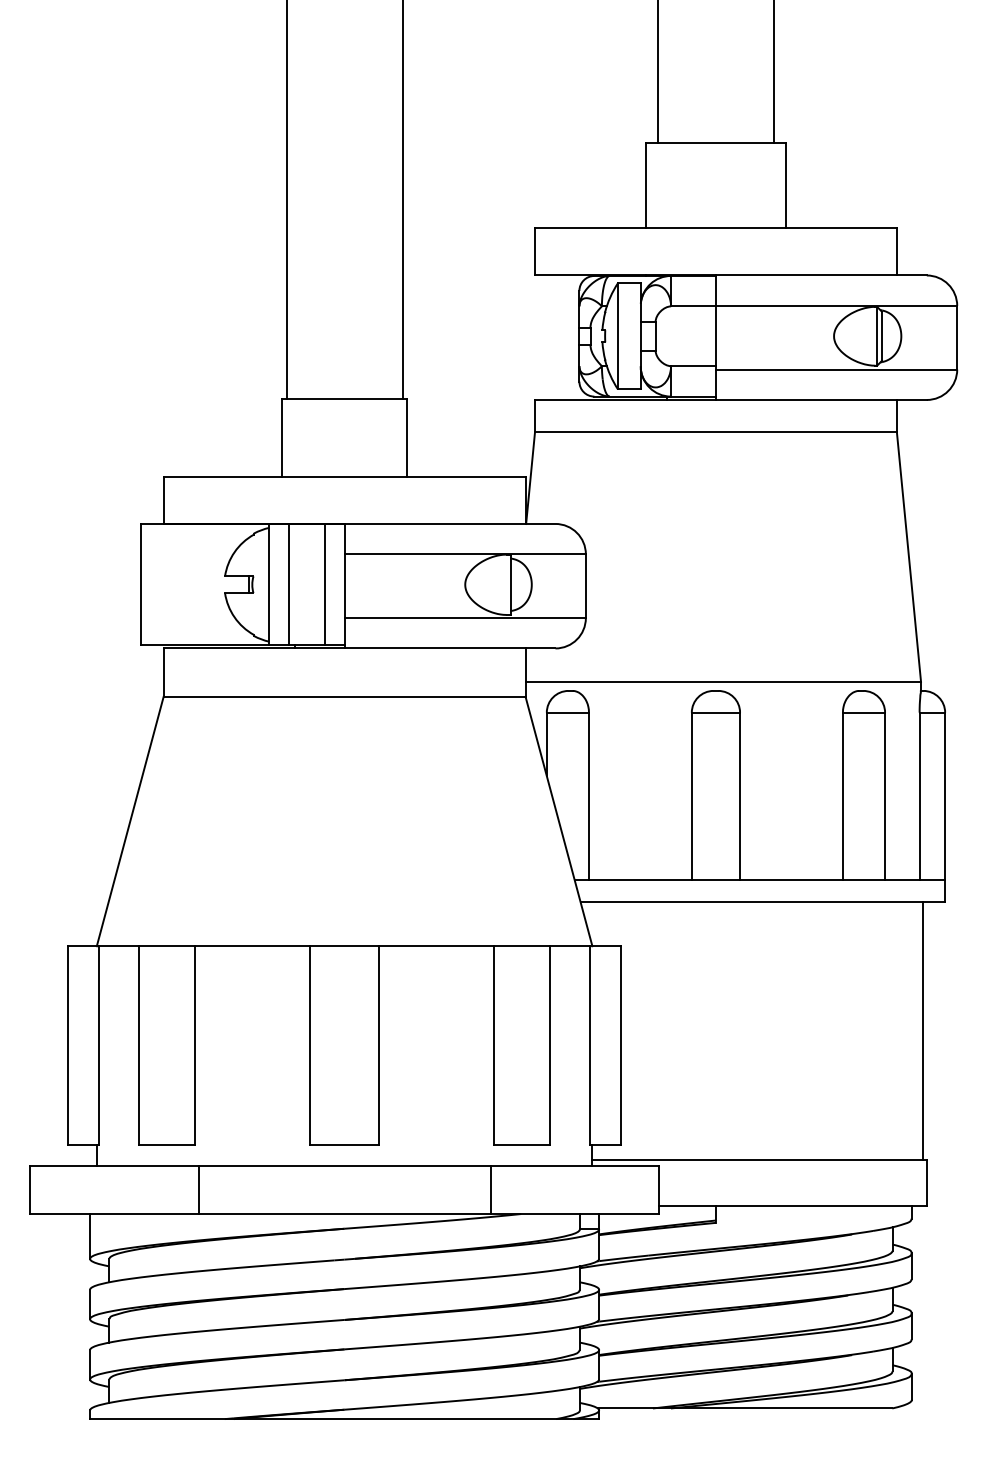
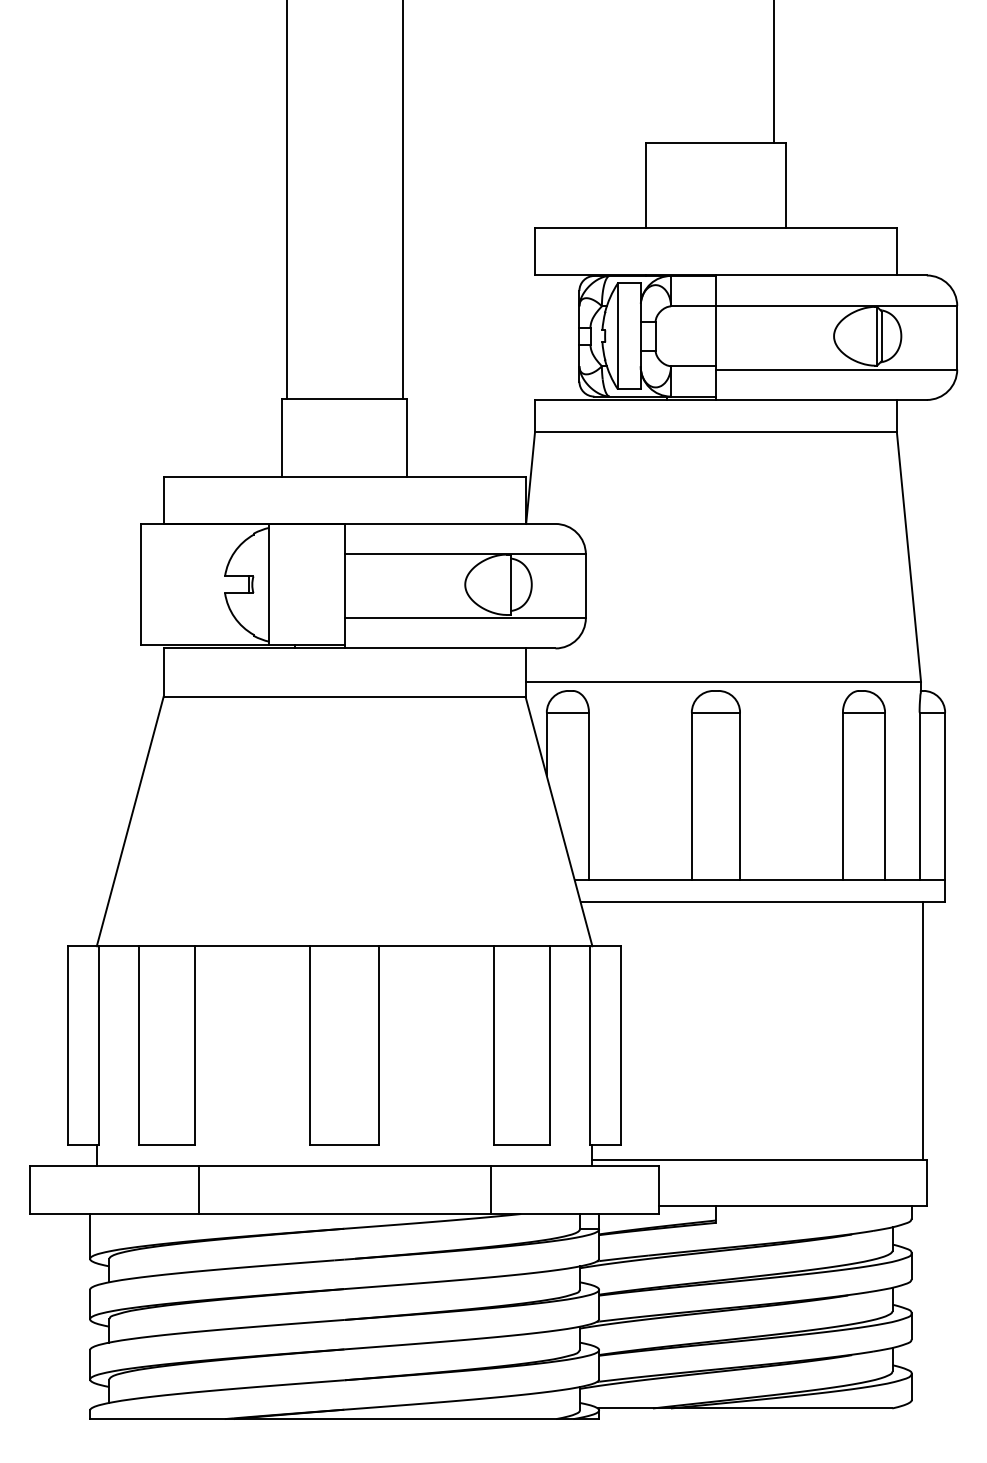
line: present -> none (658, 72)
line: present -> none (288, 584)
line: present -> none (325, 584)
